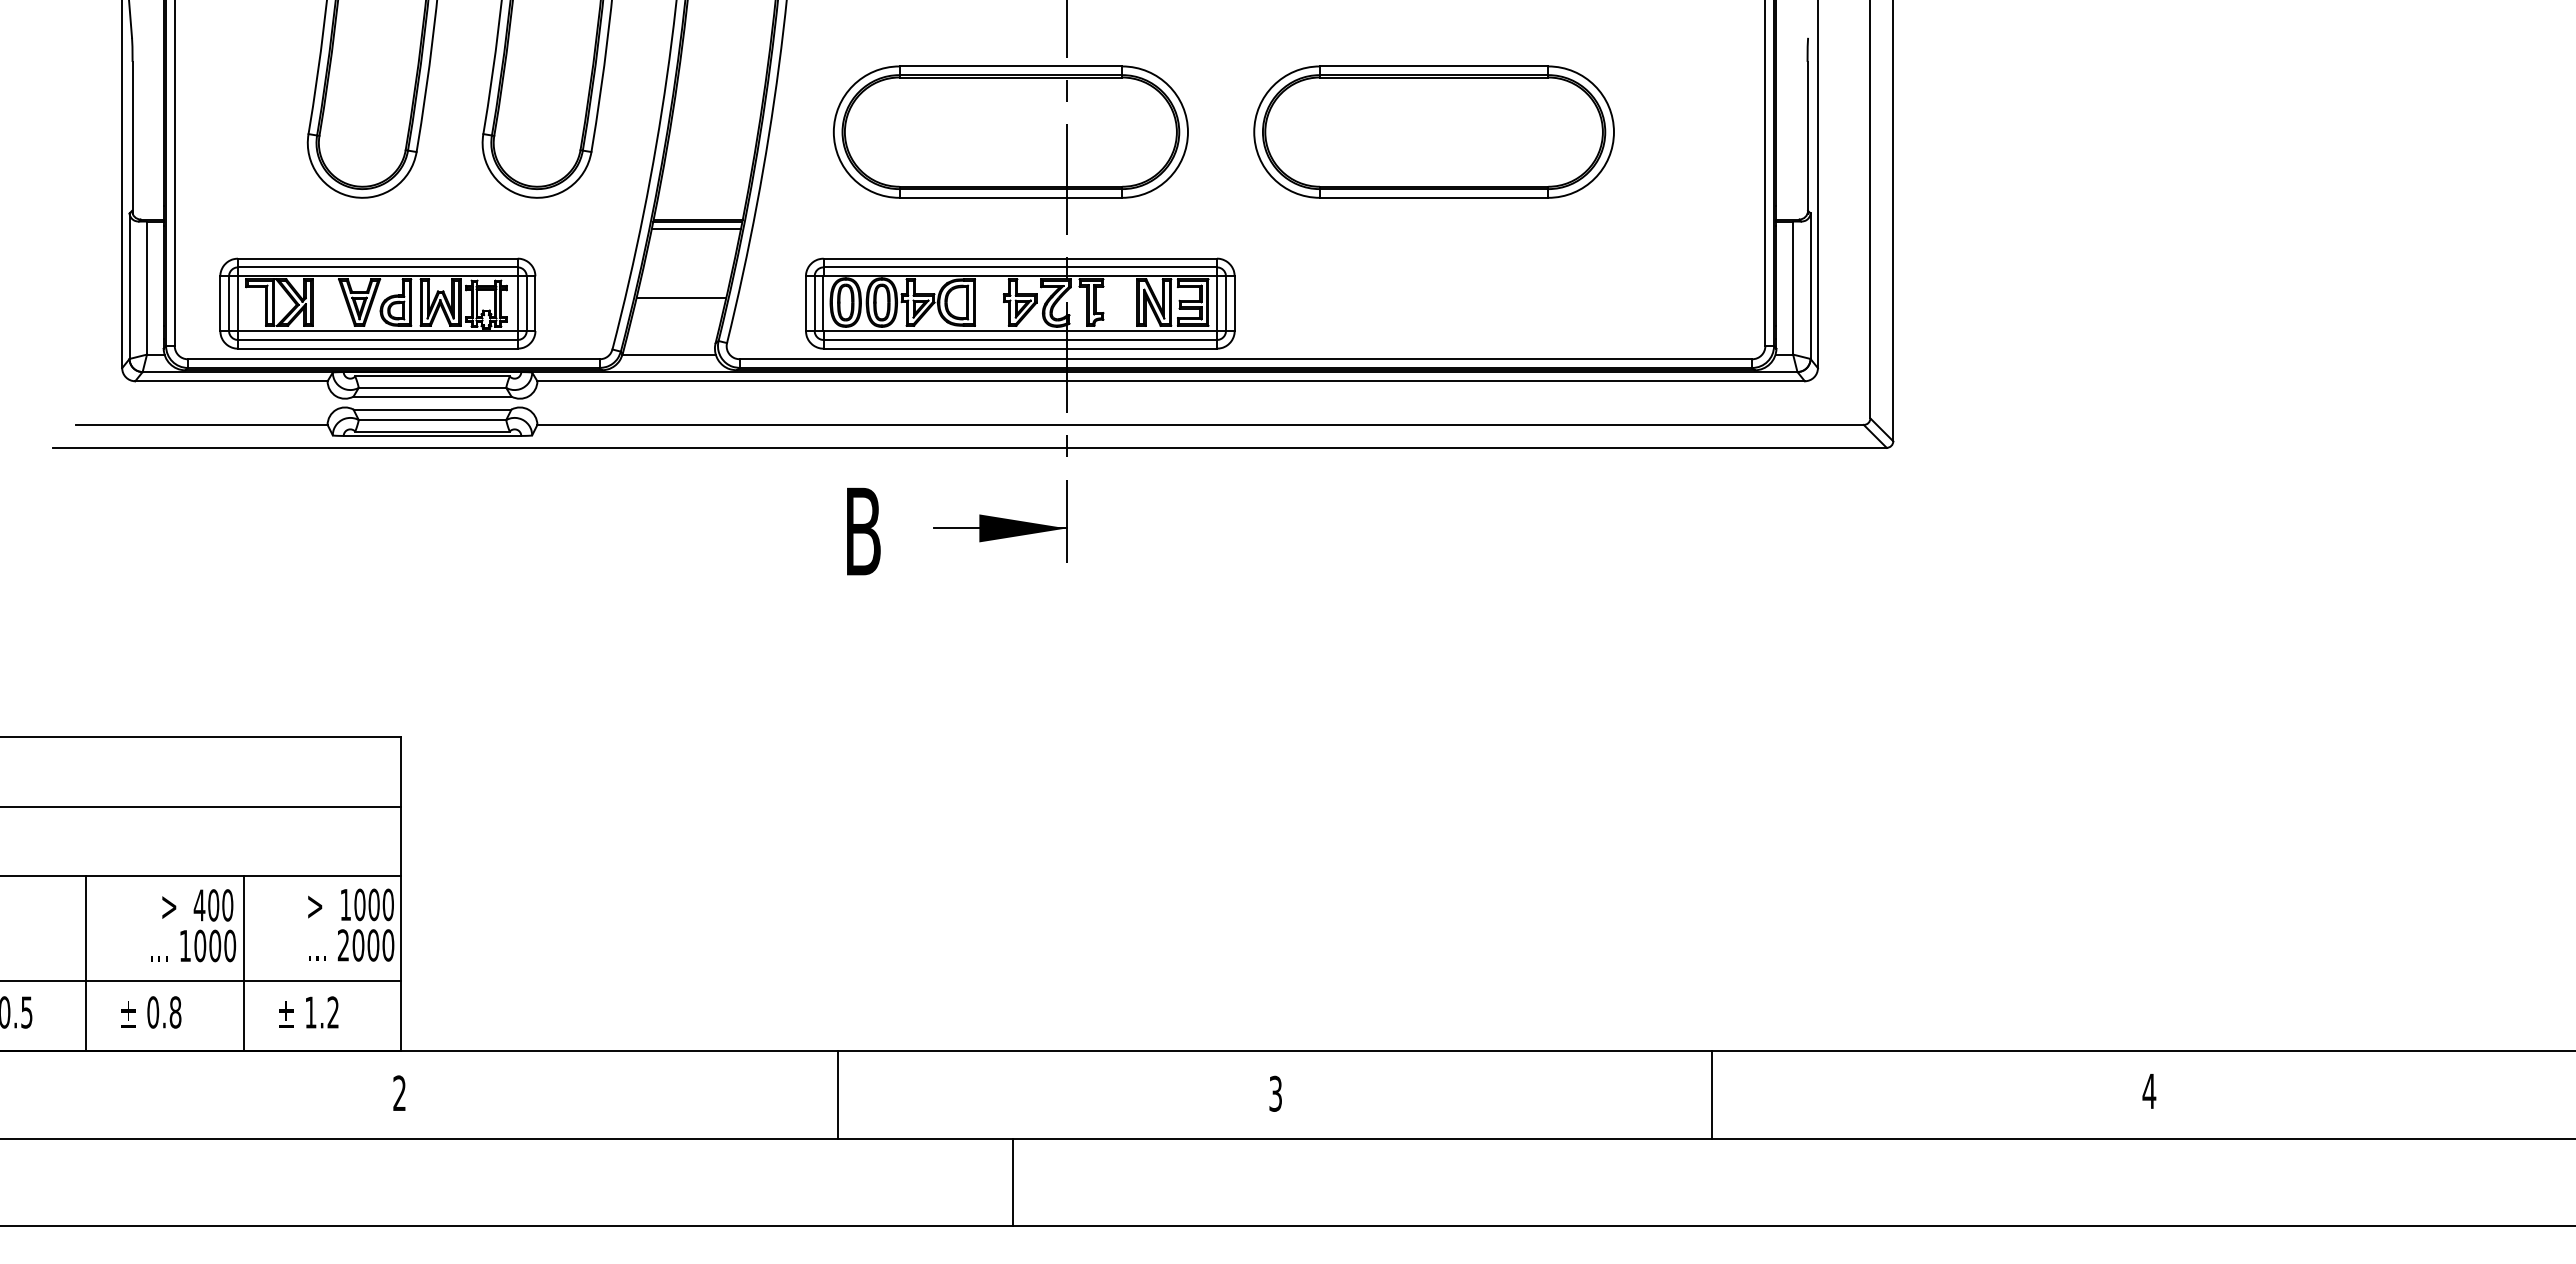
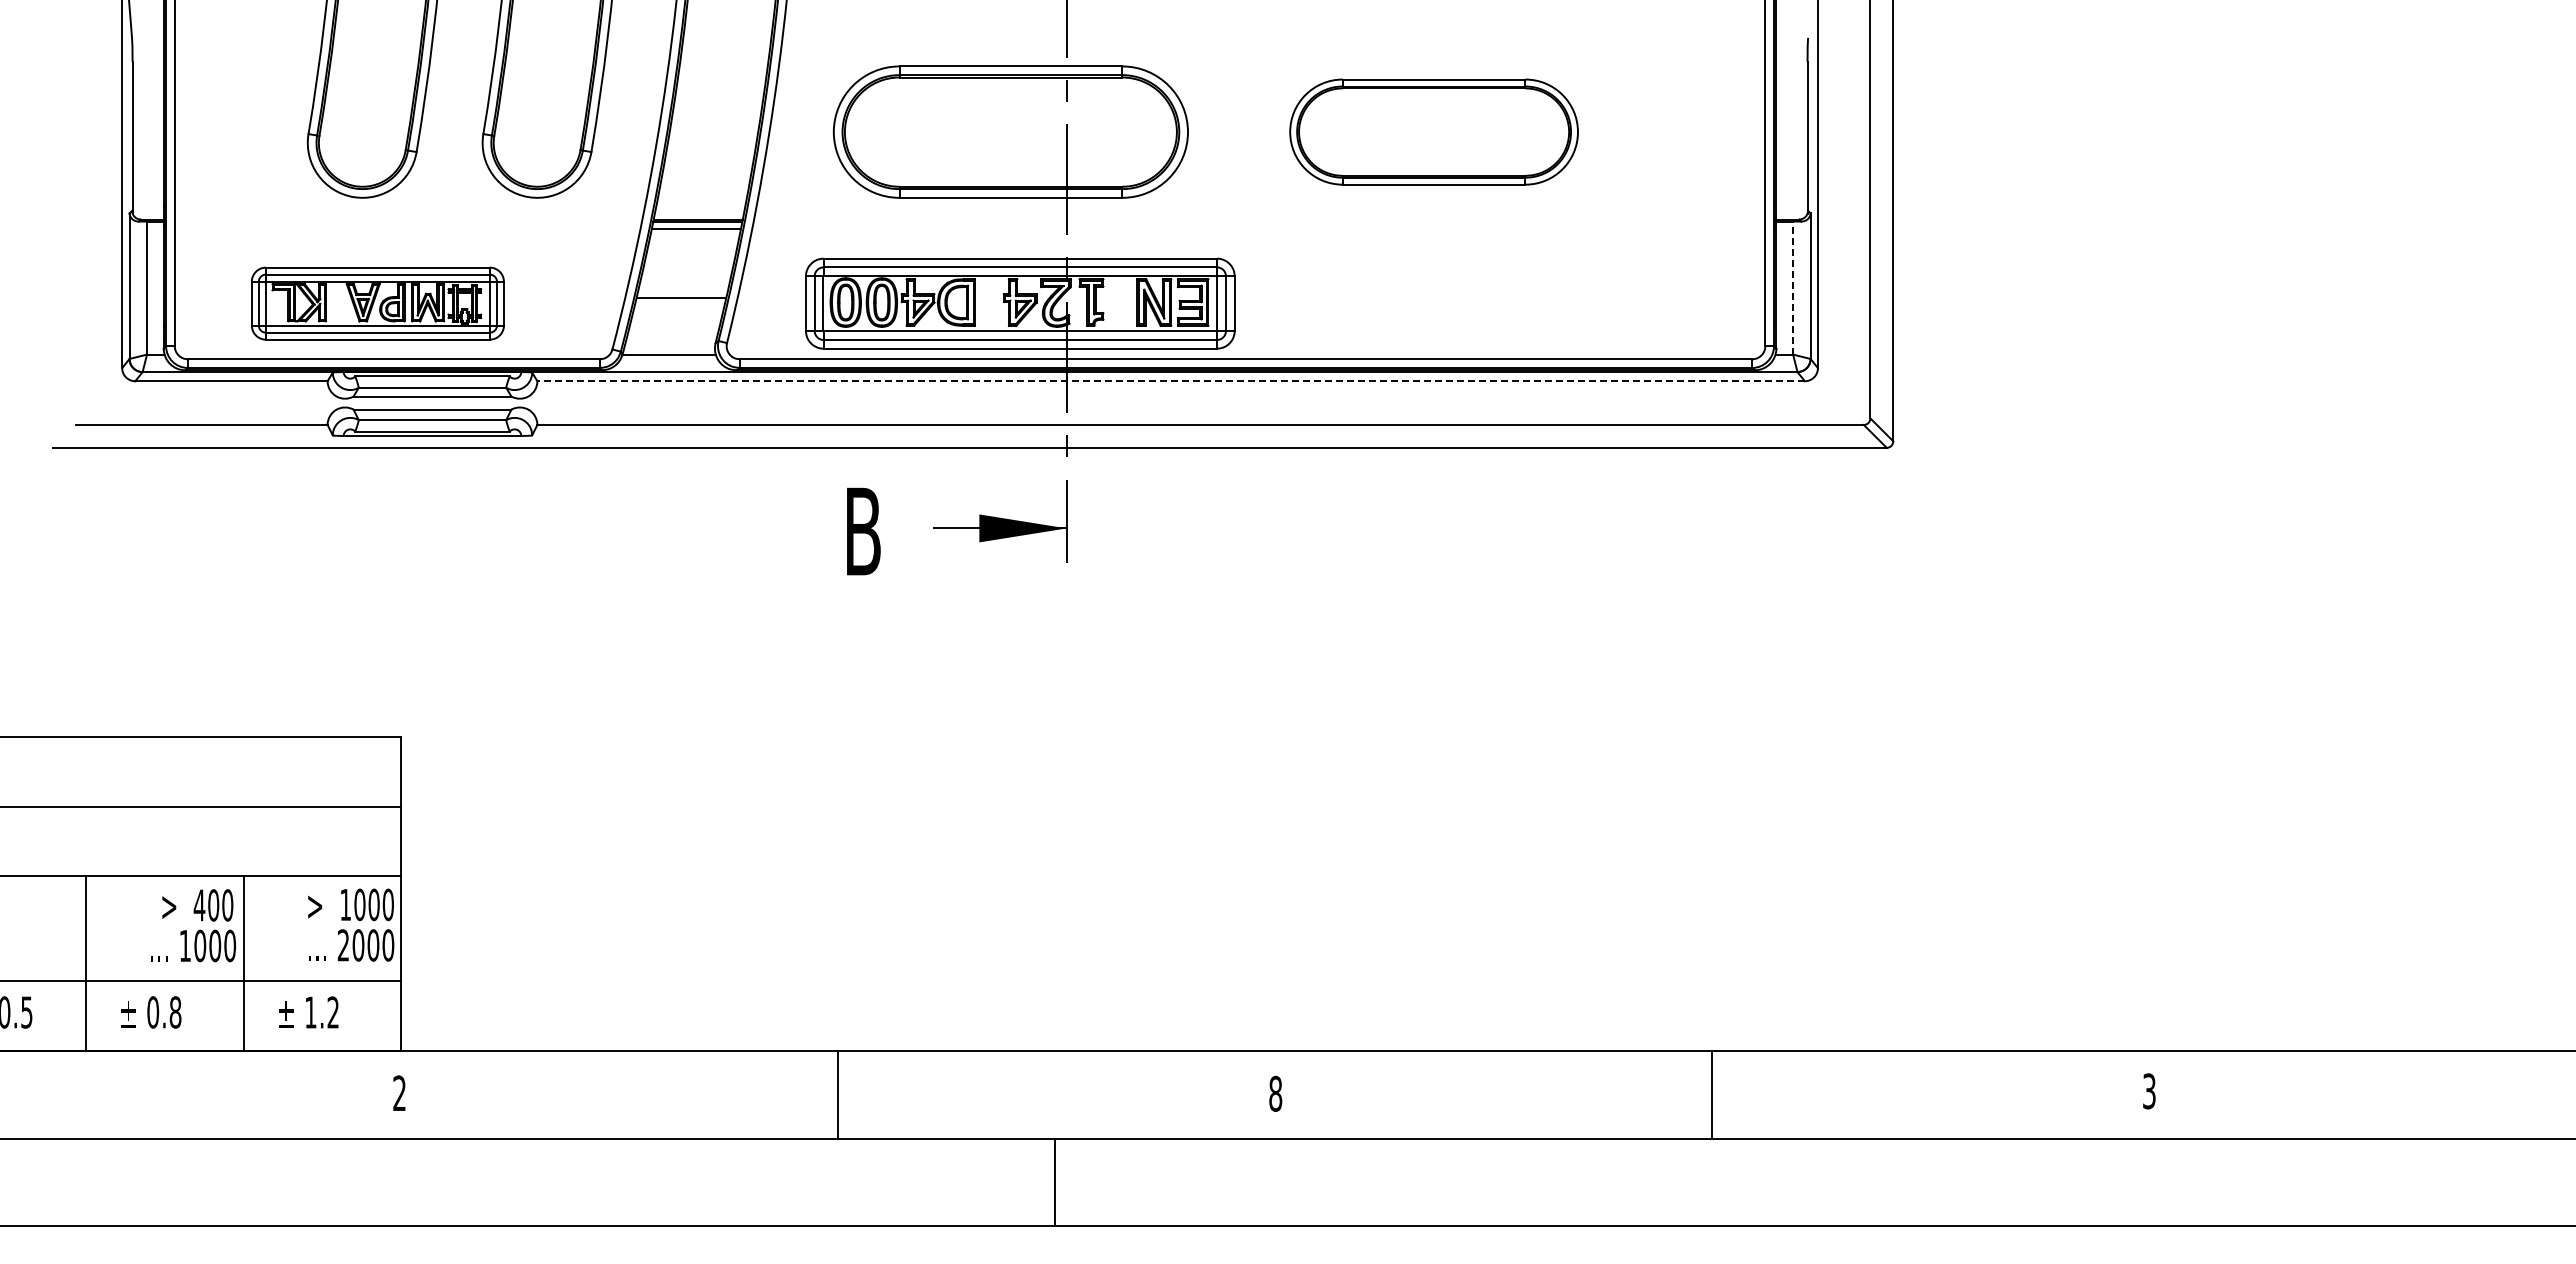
part size: 362x134 px -> 290x108 px (1433, 131)
line: solid -> dashed (1793, 288)
part size: 318x93 px -> 254x75 px (377, 303)
line: solid -> dashed (1171, 381)
text: 4 -> 3 (2149, 1091)
text: 3 -> 8 (1275, 1093)
line position: (1012, 1182) -> (1054, 1182) (1054, 1182)
